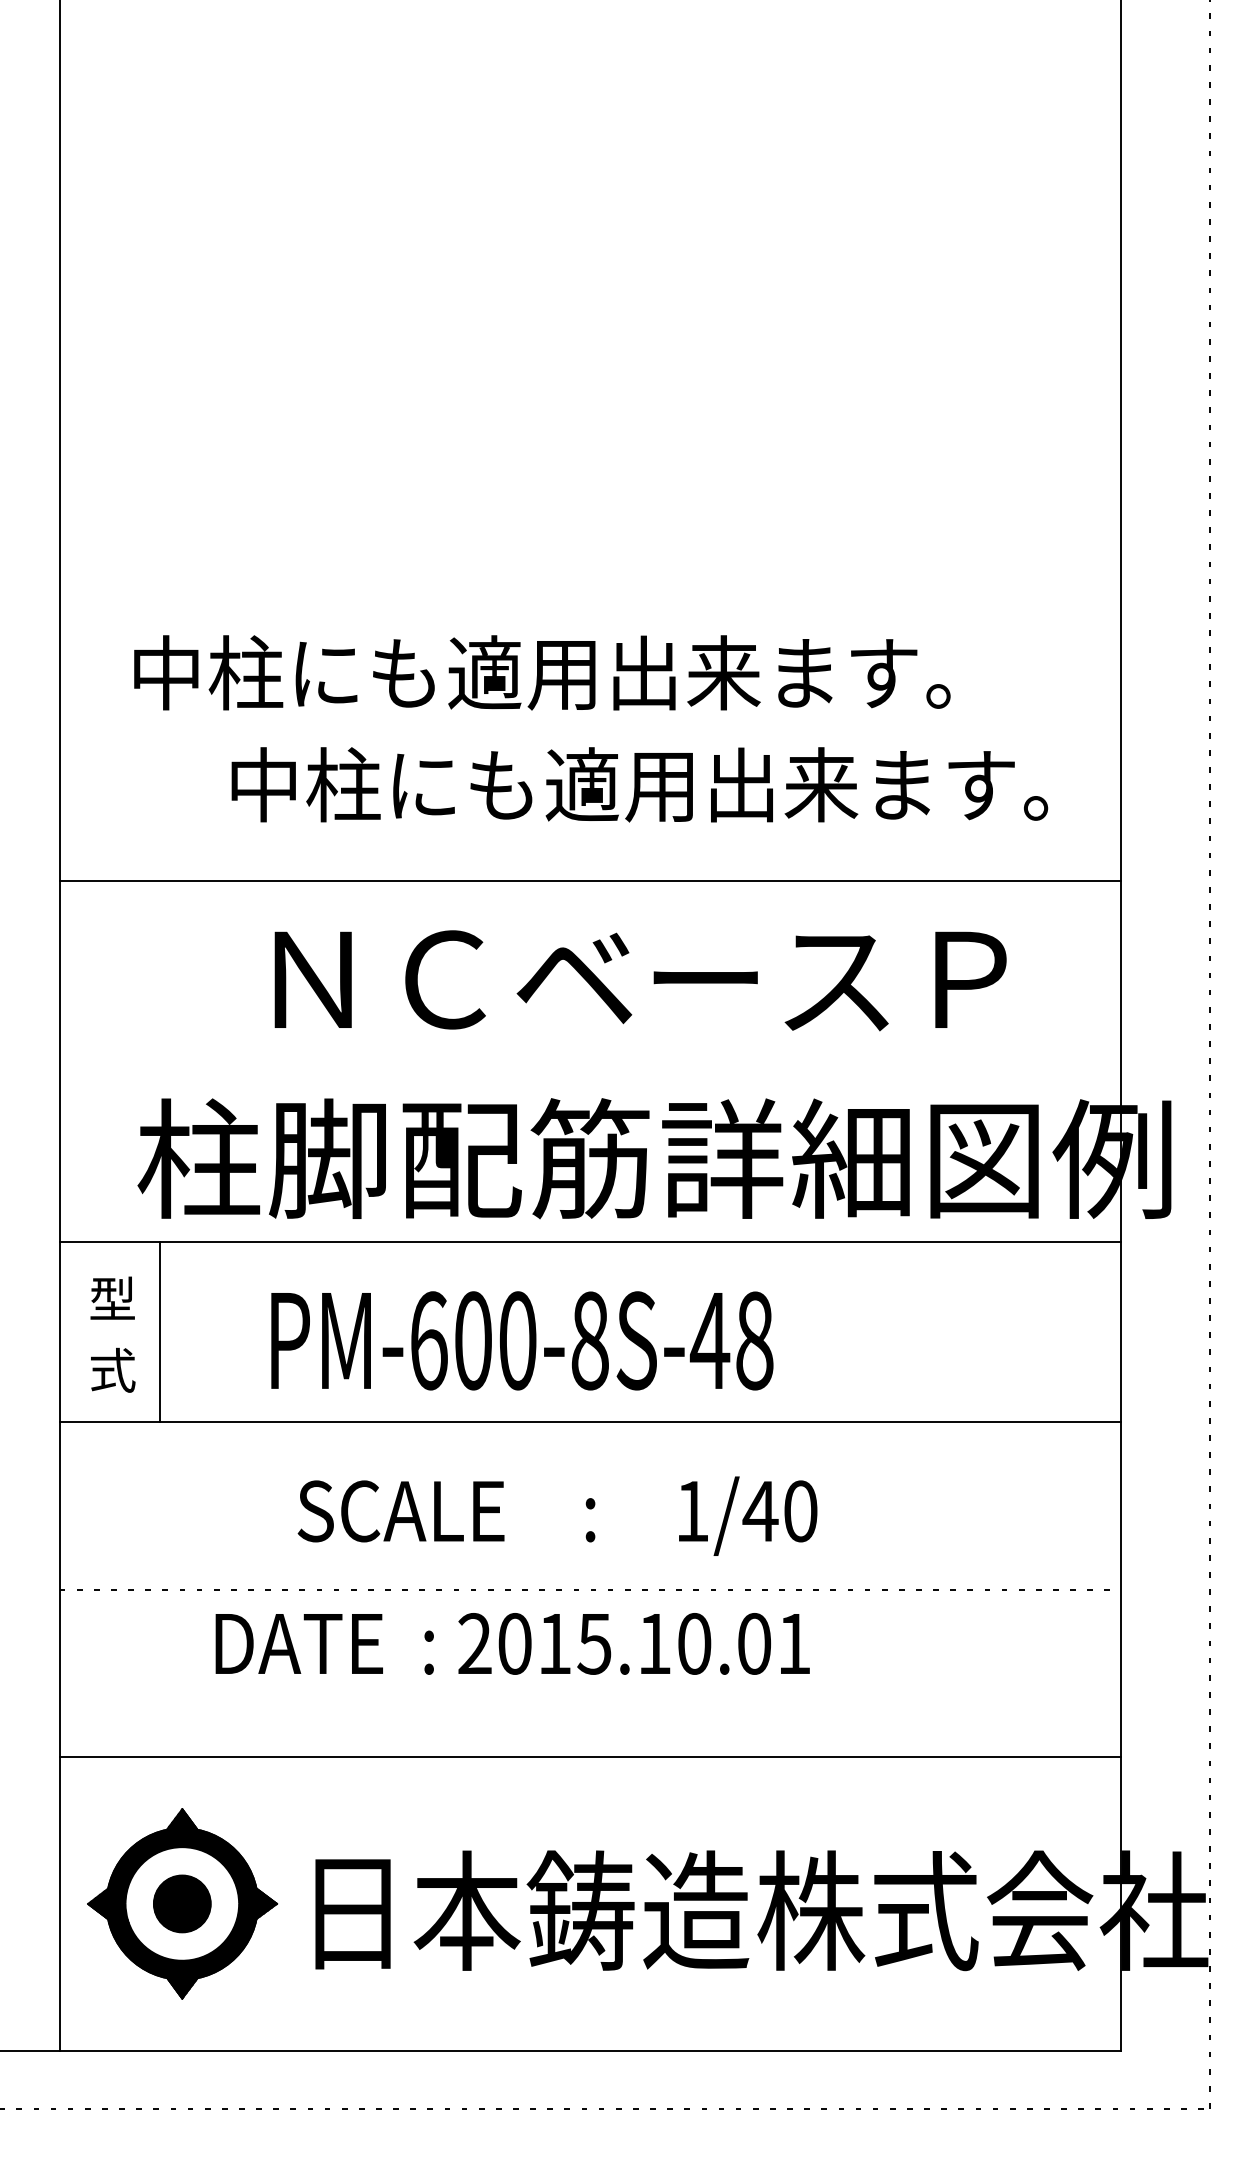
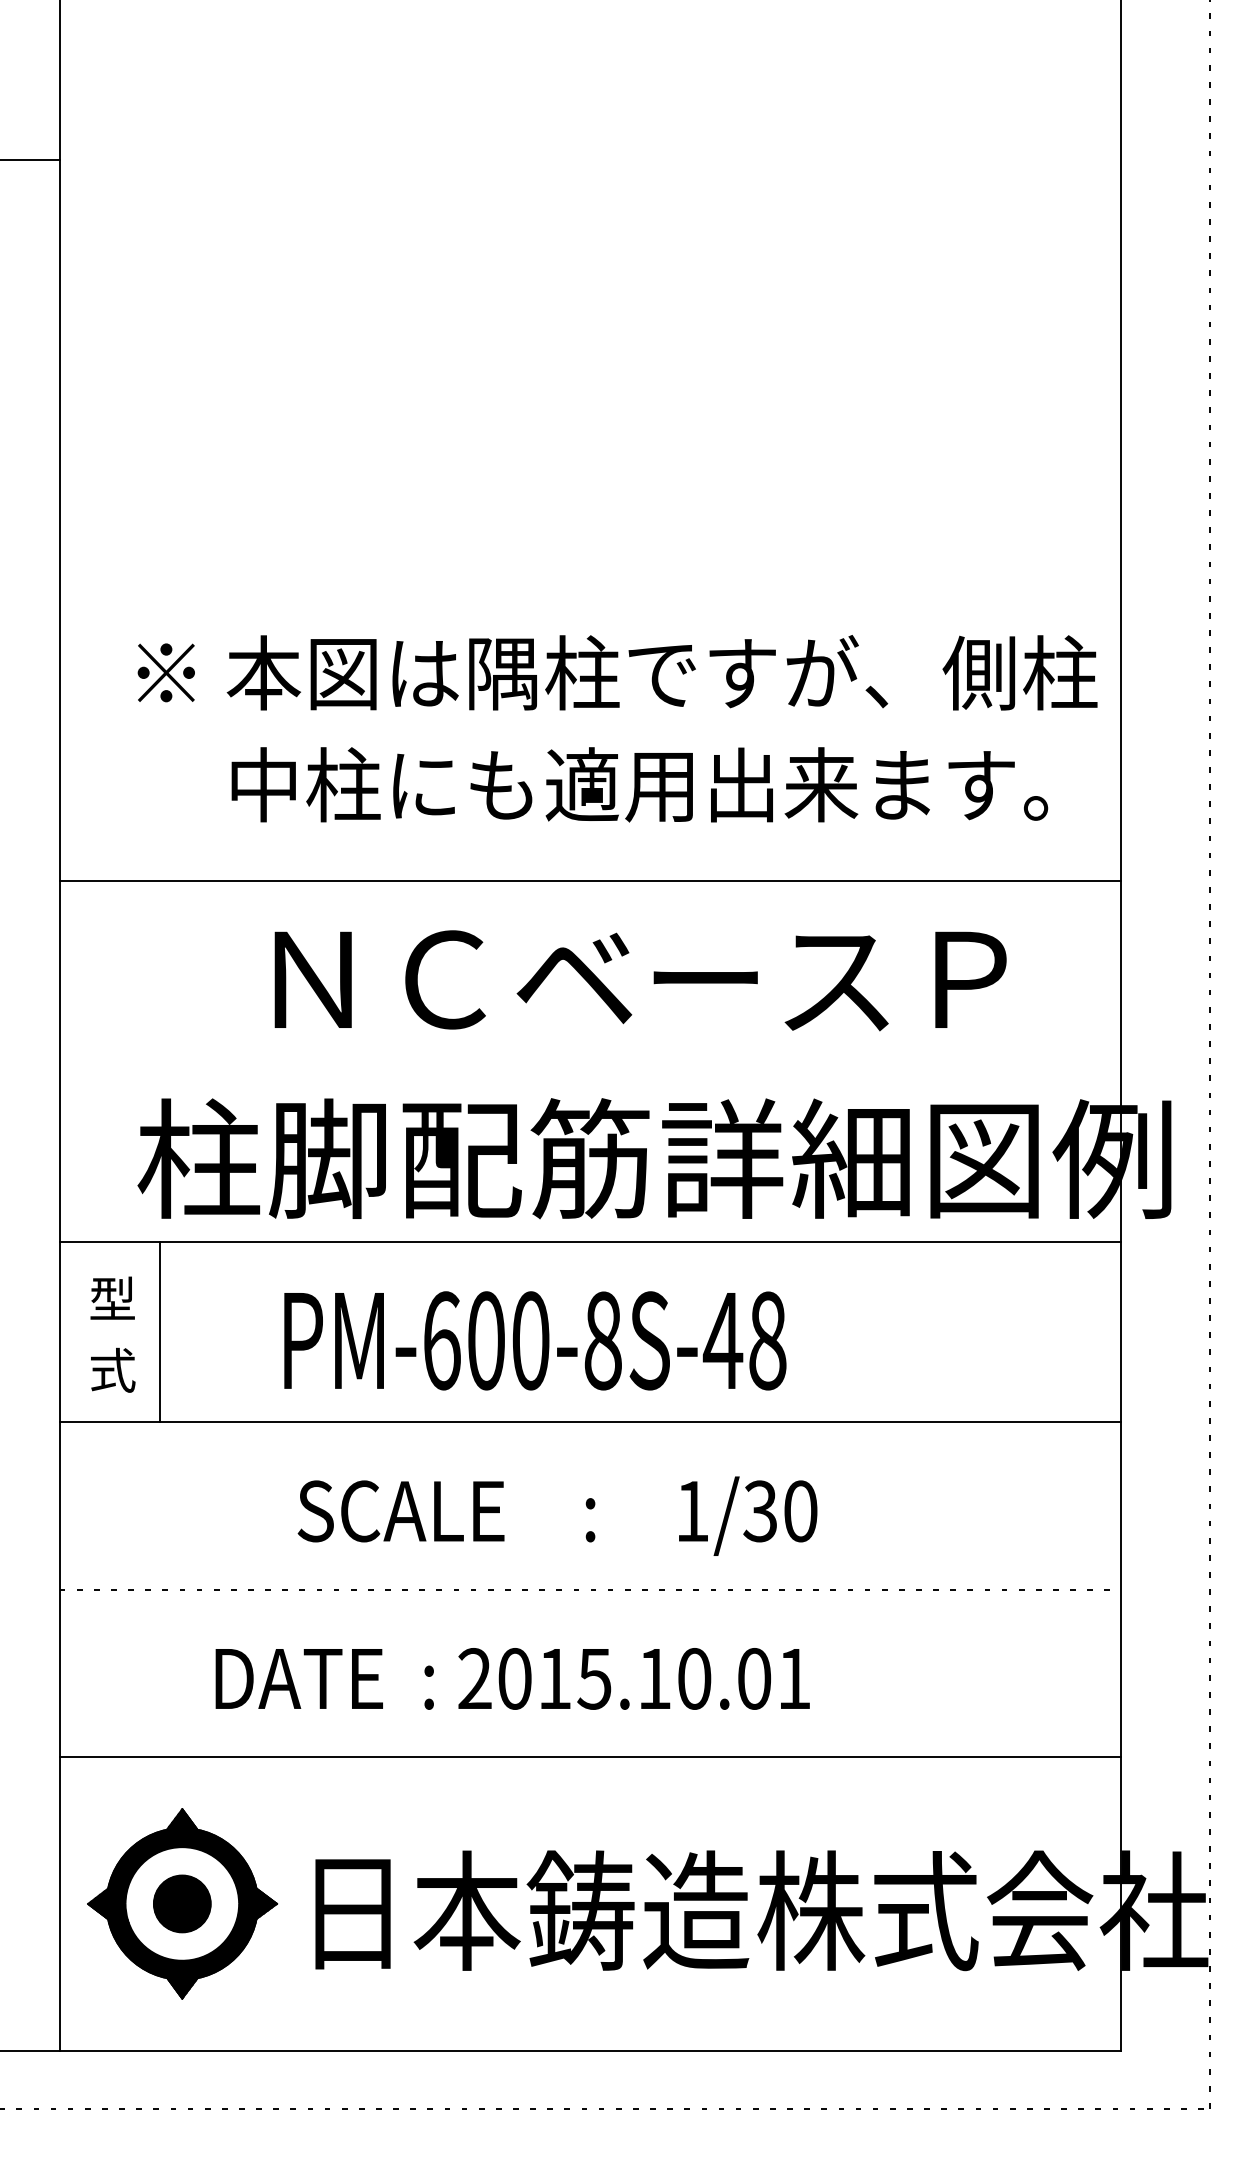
line: none -> present (30, 160)
text: 中柱にも適用出来ます。 -> ※ 本図は隅柱ですが、側柱 (615, 672)
text position: (522, 1340) -> (535, 1340) (535, 1340)
text: 1/40 -> 1/30 (760, 1511)
text position: (512, 1643) -> (512, 1678) (512, 1678)
